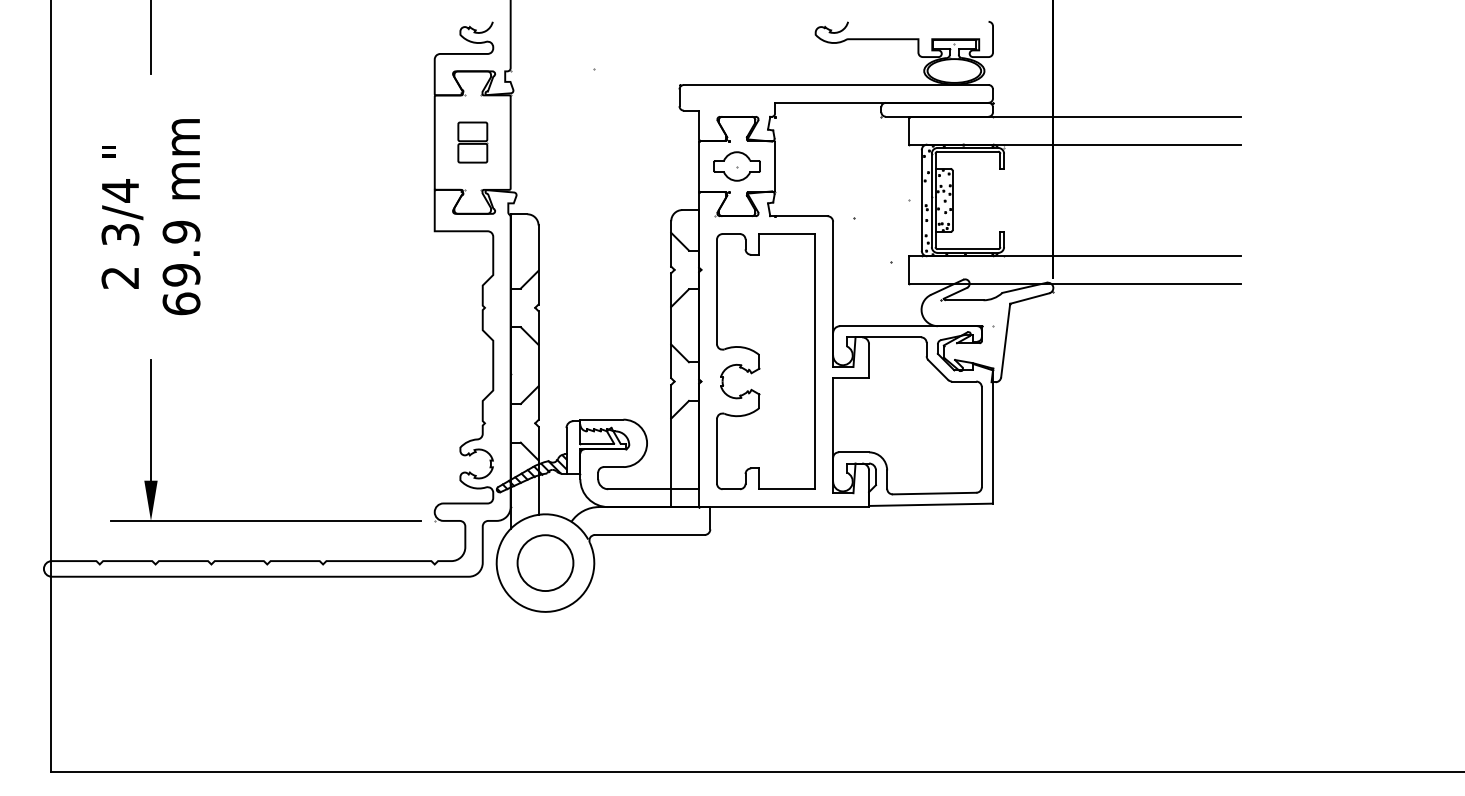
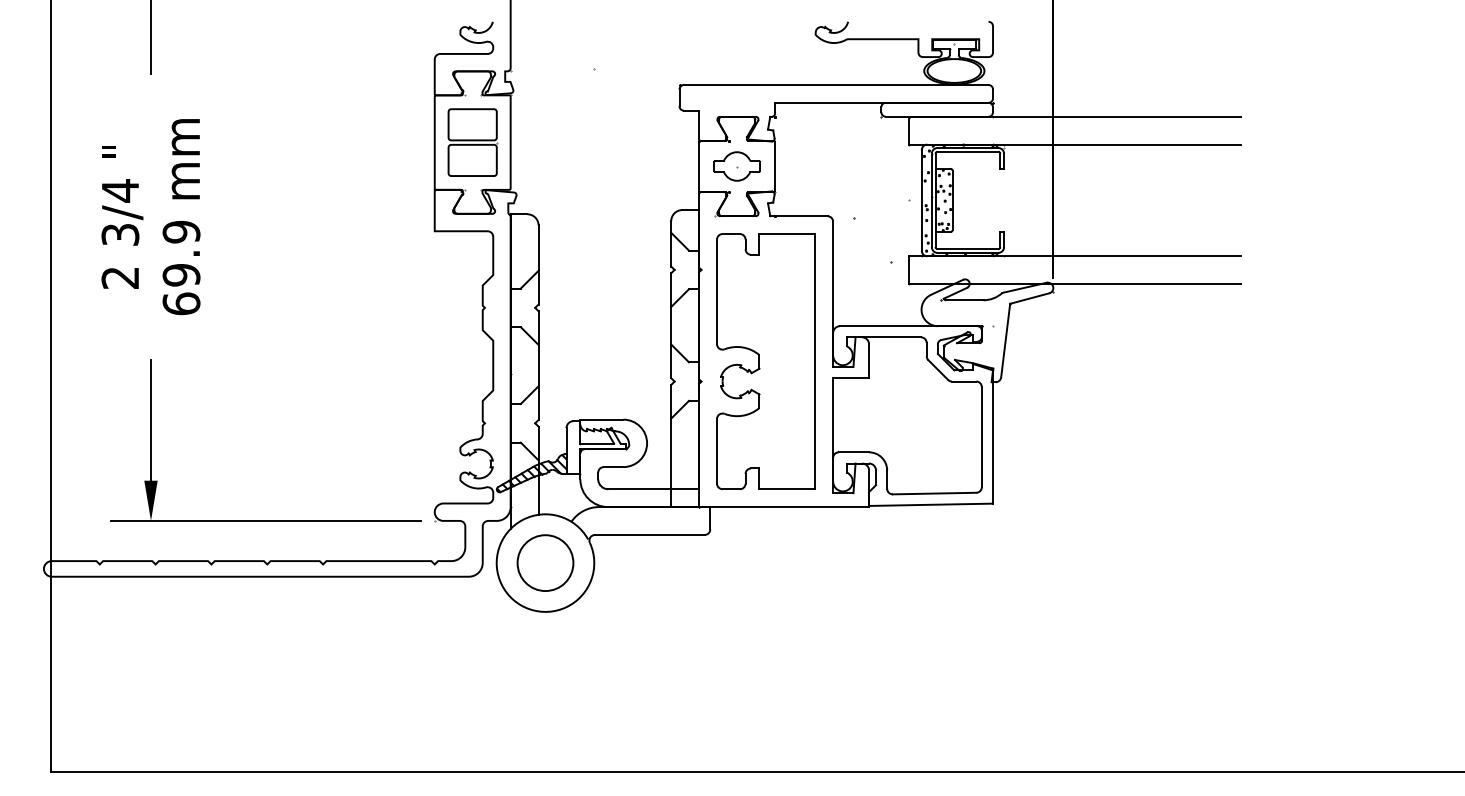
part size: 32x43 px -> 52x69 px (472, 142)
